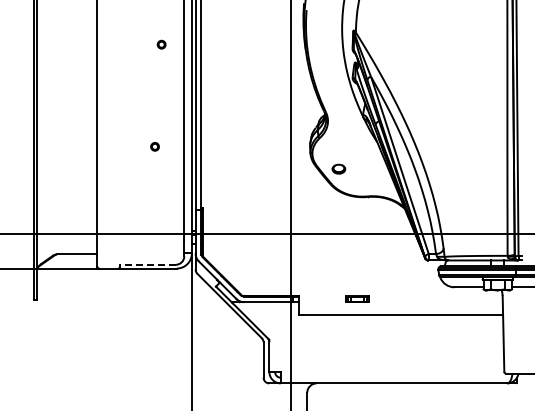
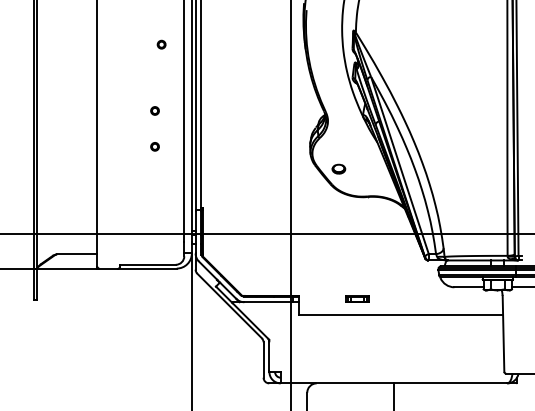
part: none -> present (154, 110)
line: dashed -> solid (147, 264)
line: none -> present (394, 395)
